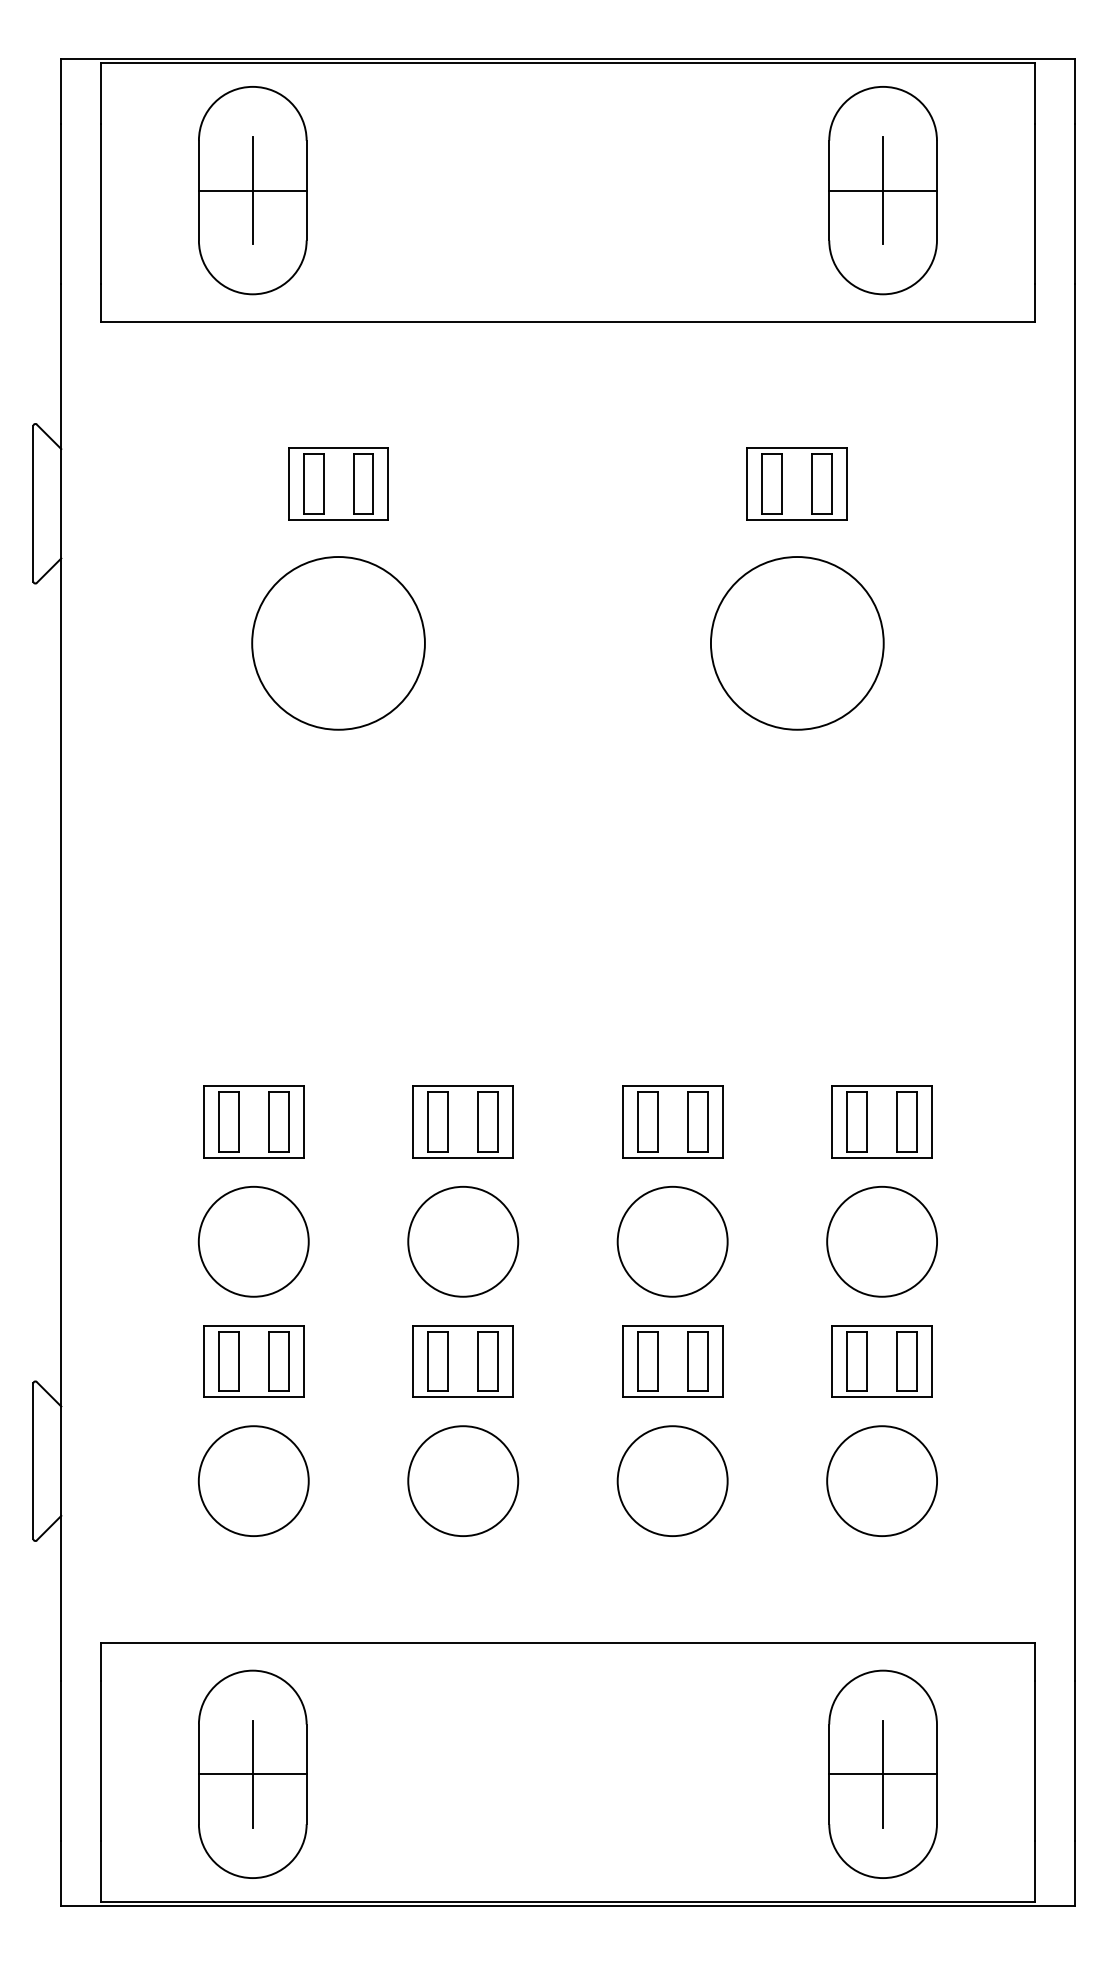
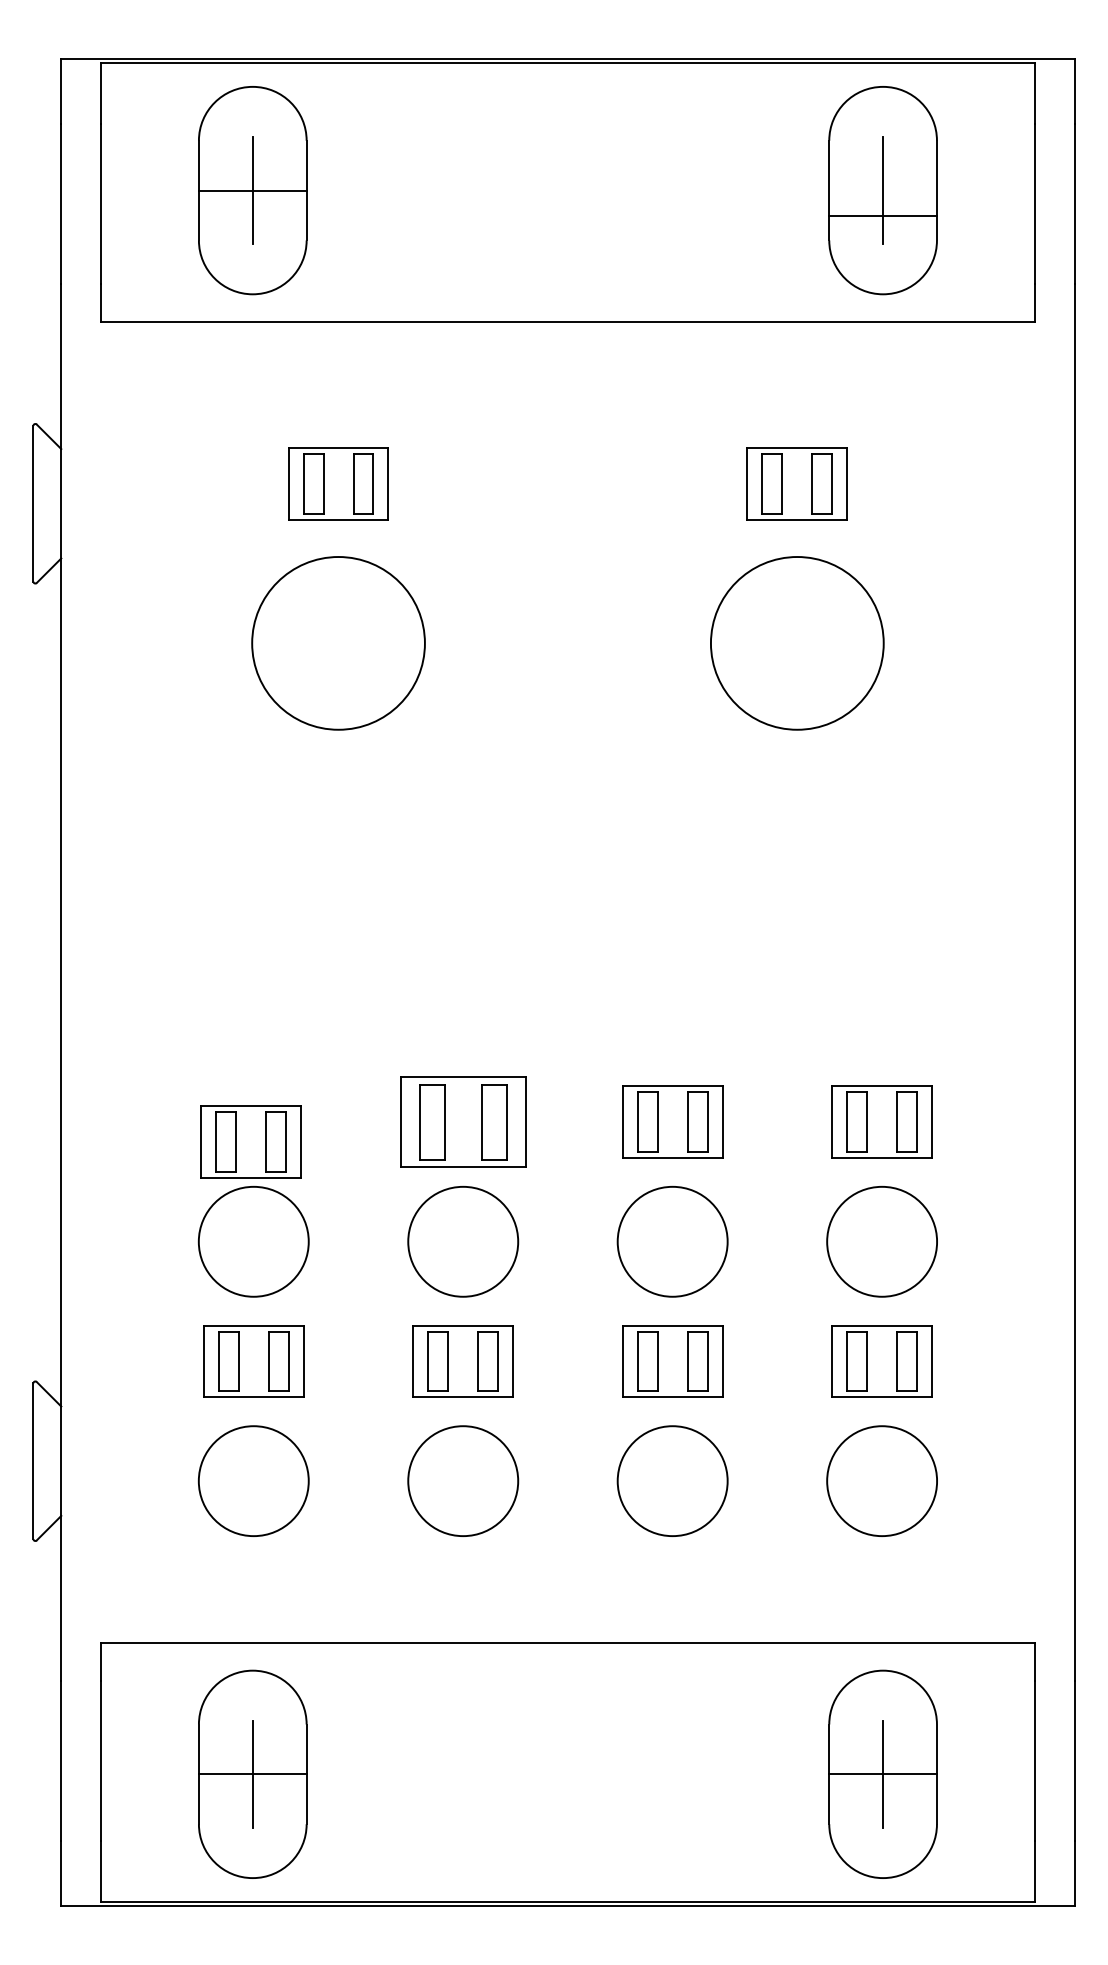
line position: (882, 190) -> (882, 215) (882, 215)
part position: (253, 1121) -> (250, 1141) (250, 1141)
part size: 102x74 px -> 127x92 px (463, 1121)
